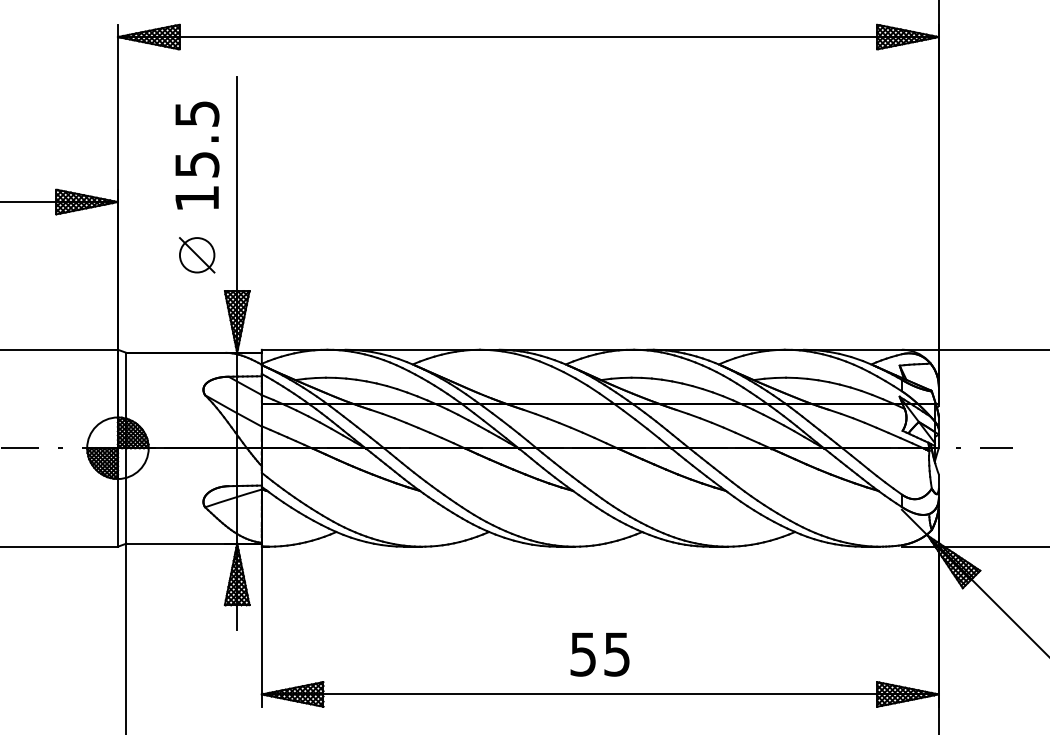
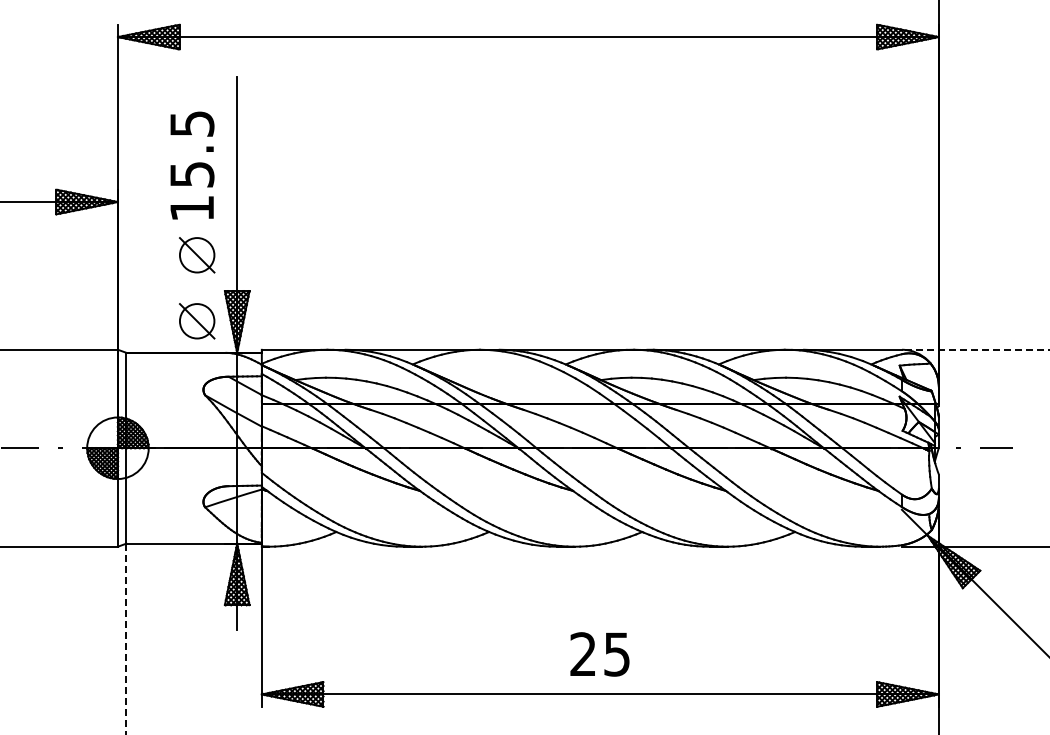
text position: (197, 155) -> (192, 165) (192, 165)
part: none -> present (197, 321)
line: solid -> dashed (975, 349)
line: solid -> dashed (126, 639)
text: 55 -> 25 (582, 654)
